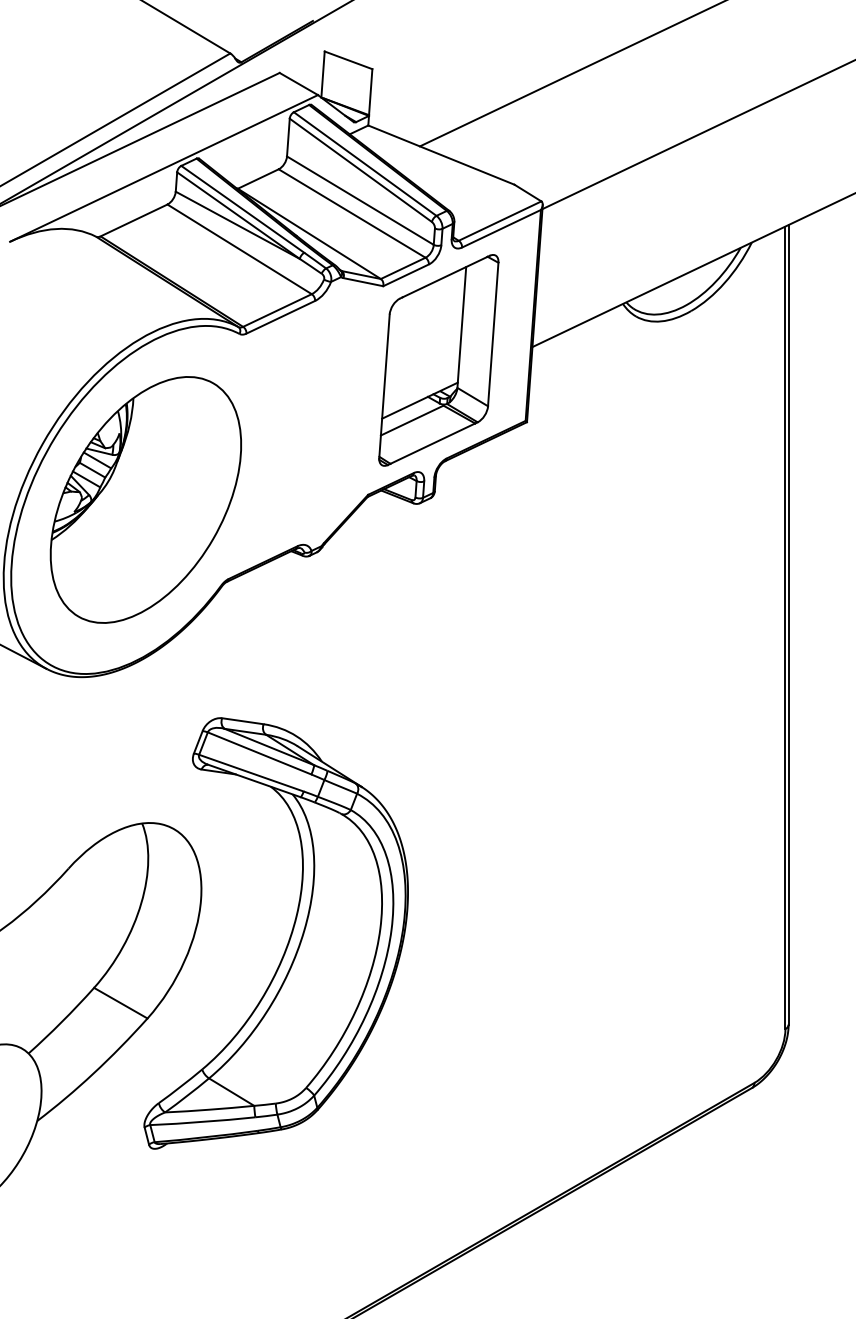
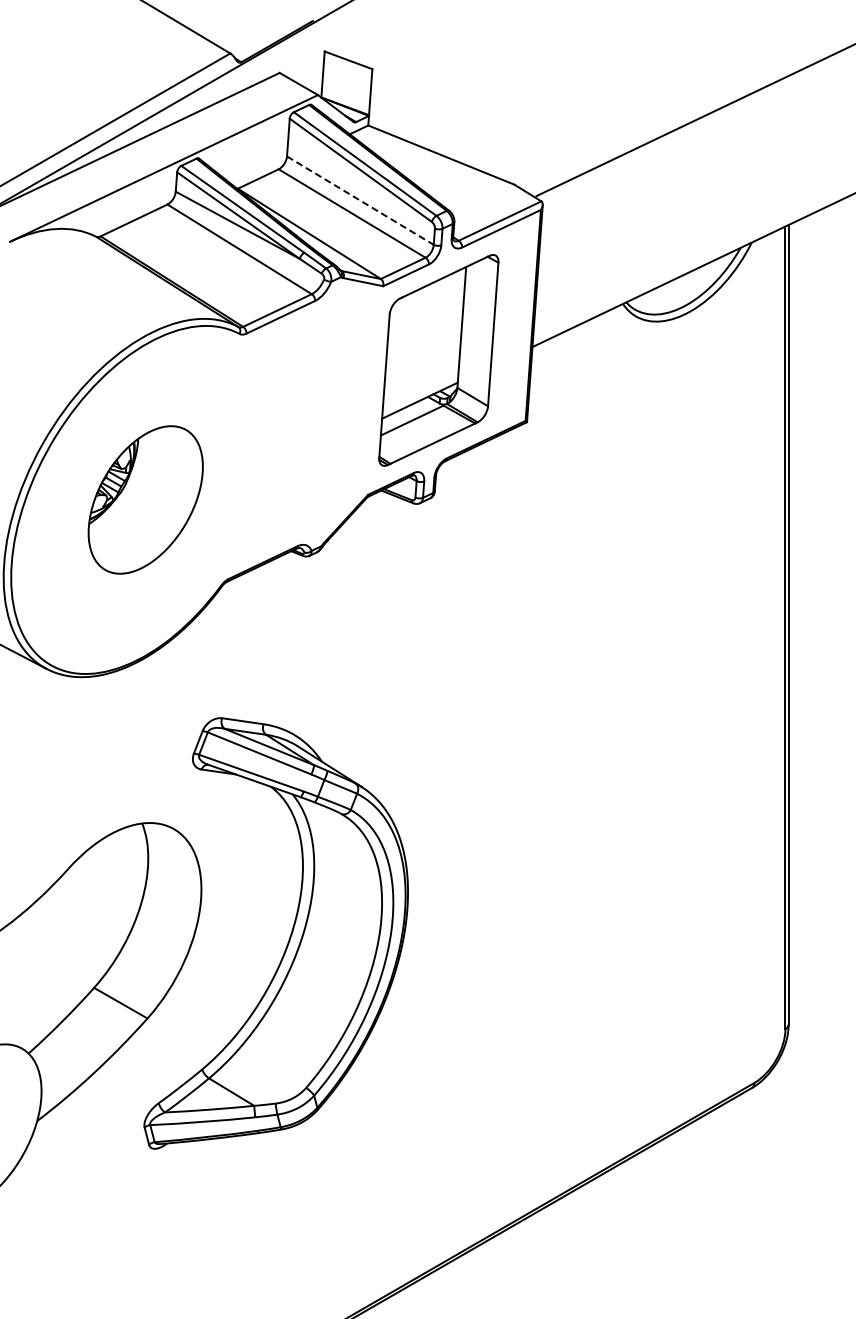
line: present -> none (570, 74)
line position: (697, 135) -> (694, 120) (694, 120)
line: solid -> dashed (360, 200)
part size: 193x248 px -> 117x150 px (145, 499)
